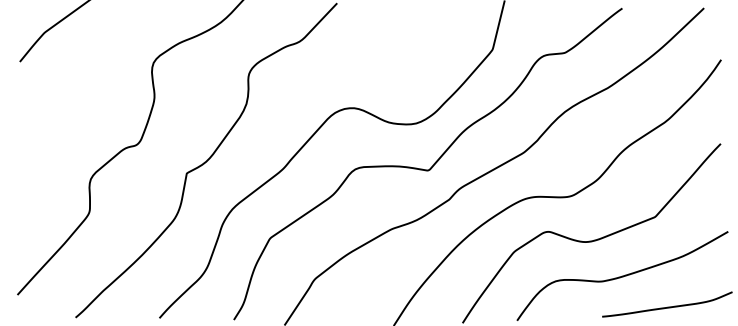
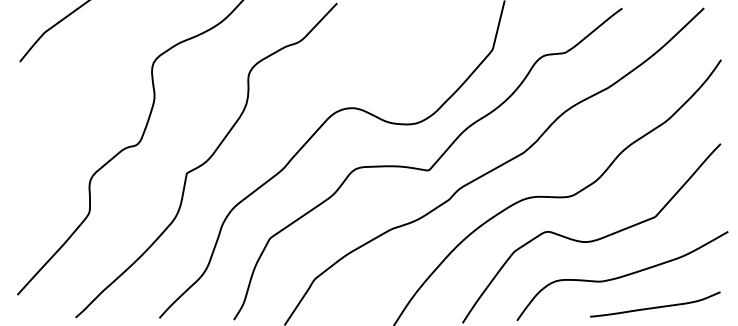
curve position: (667, 306) -> (655, 306) (655, 306)
